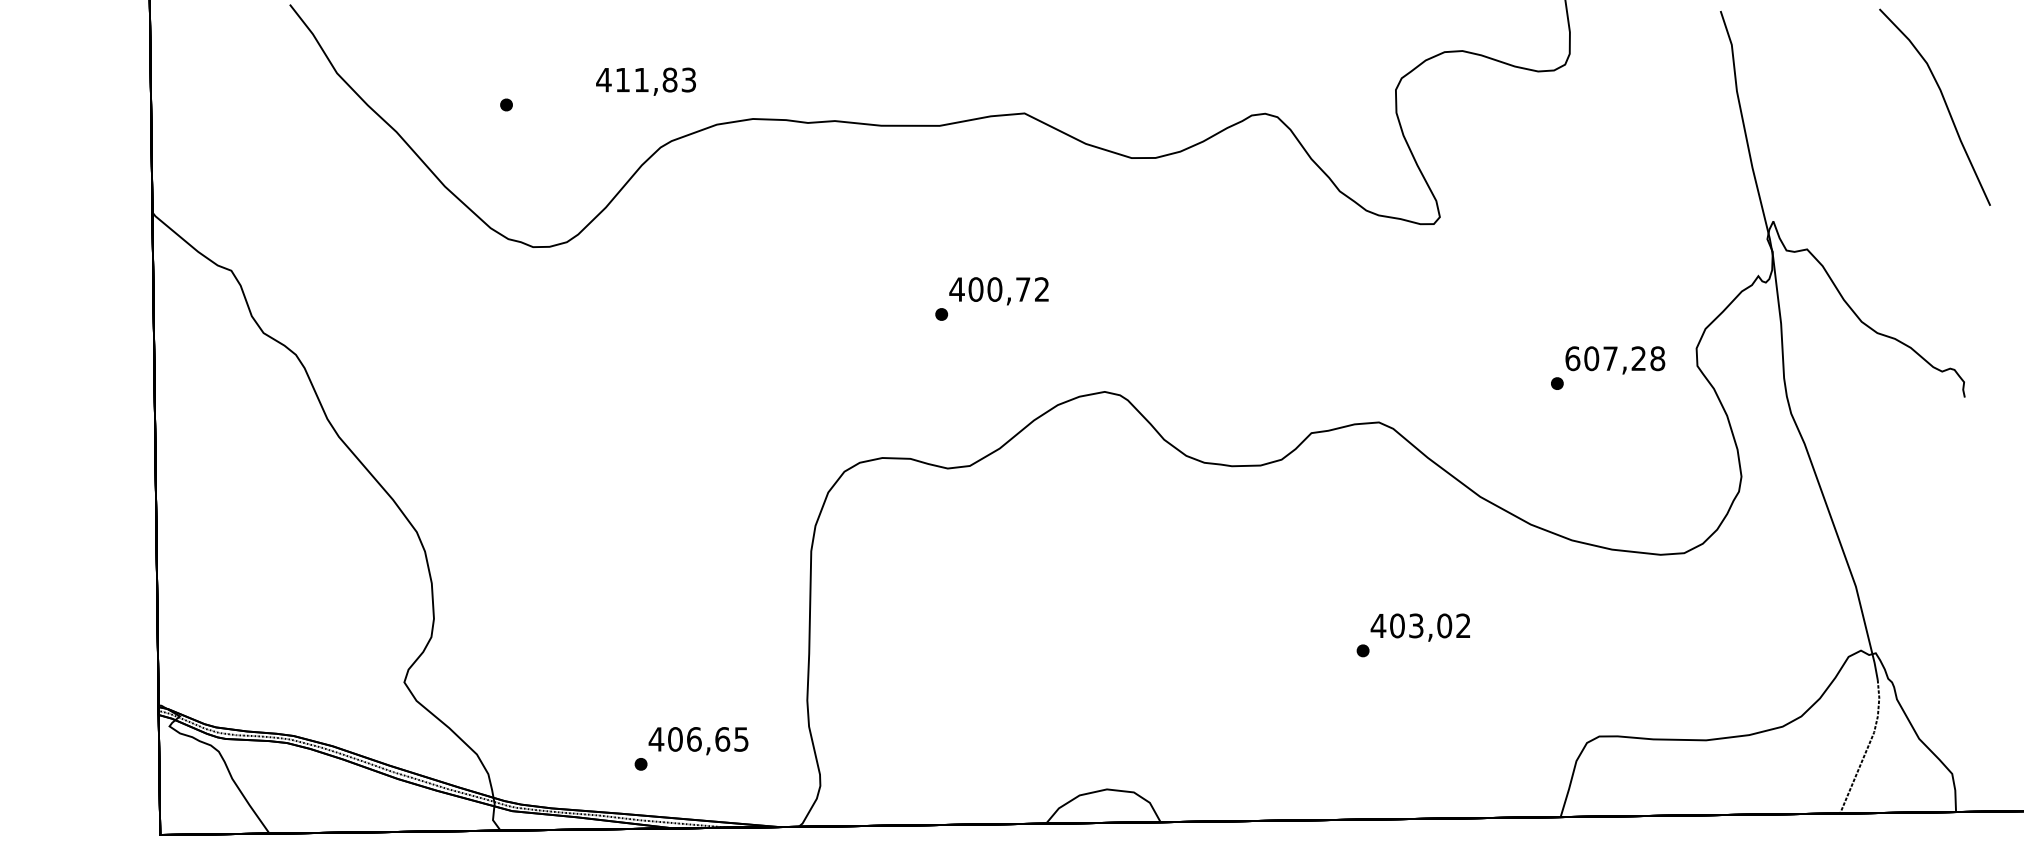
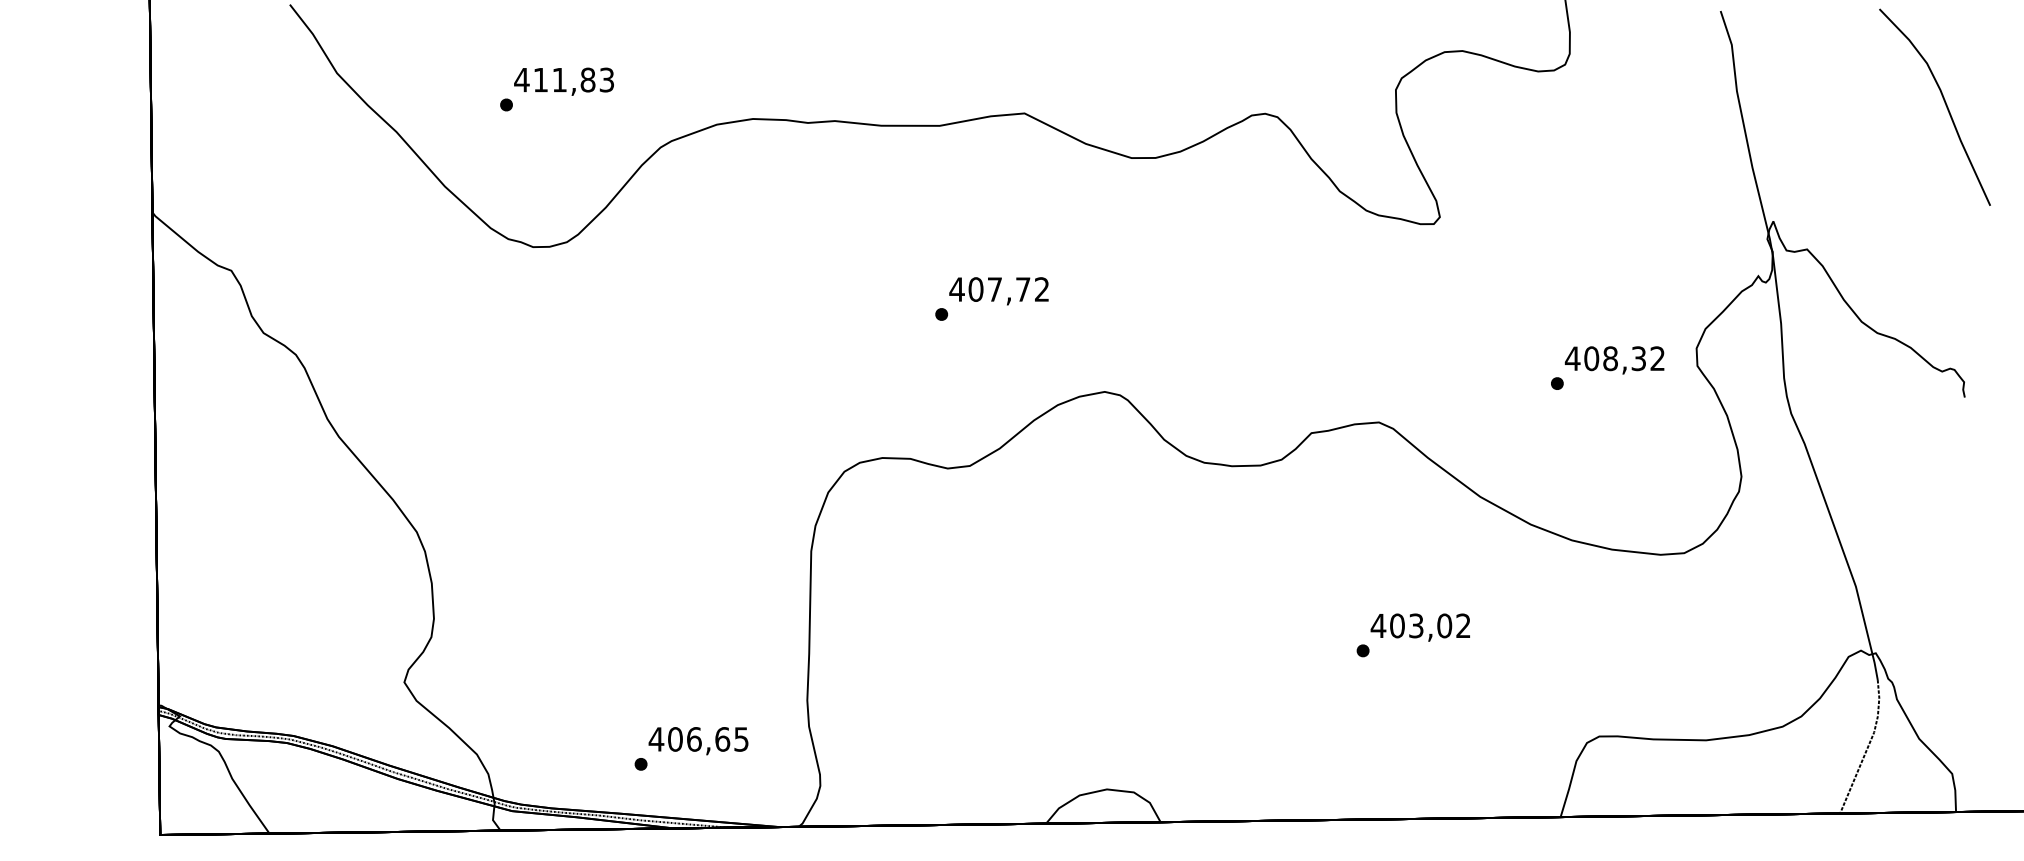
text position: (645, 81) -> (563, 81) (563, 81)
text: 400,72 -> 407,72 (994, 289)
text: 607,28 -> 408,32 (1614, 358)
